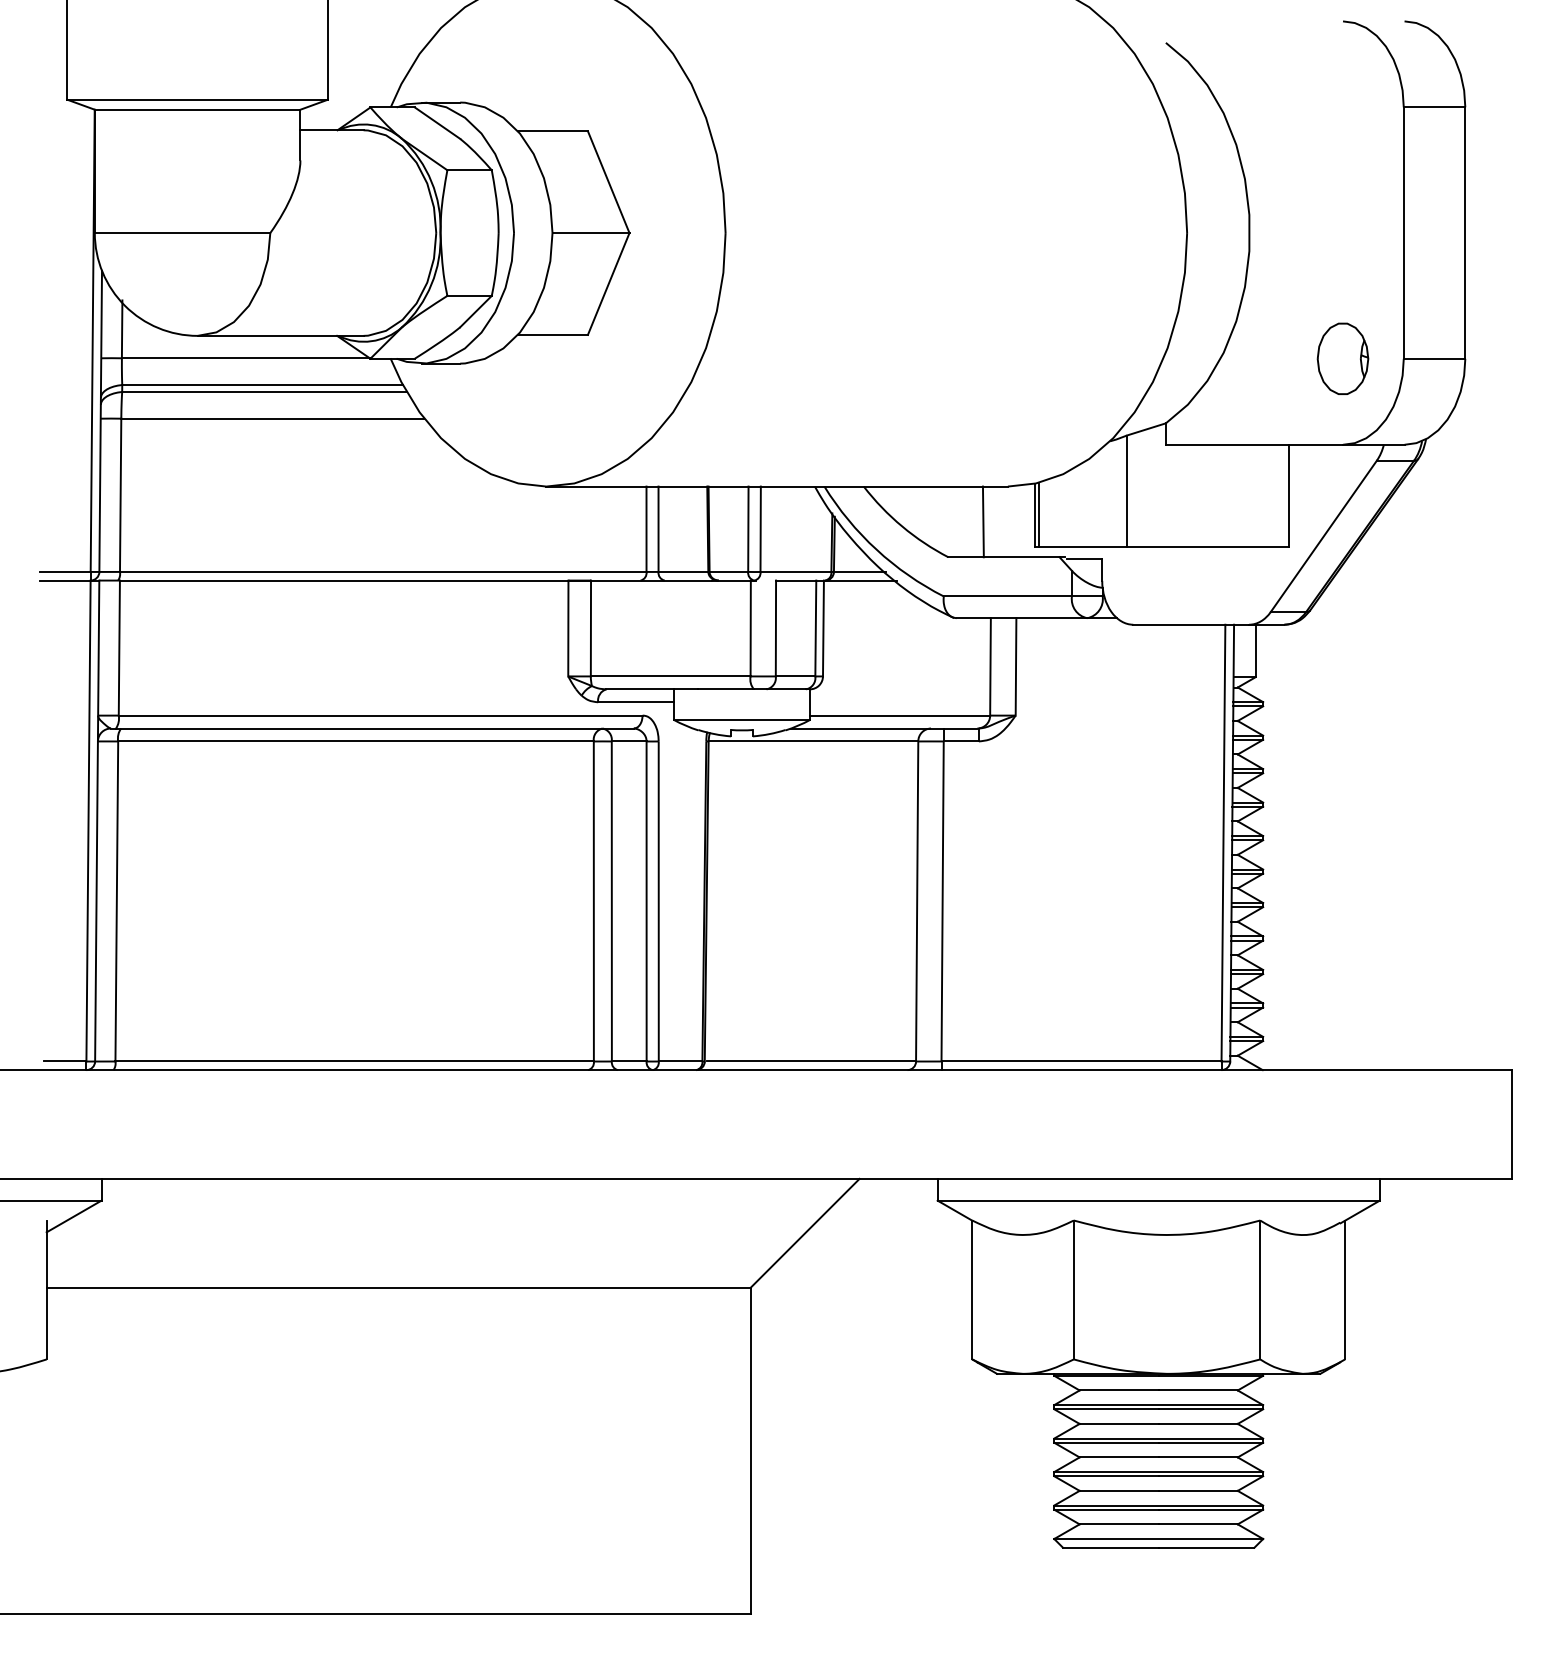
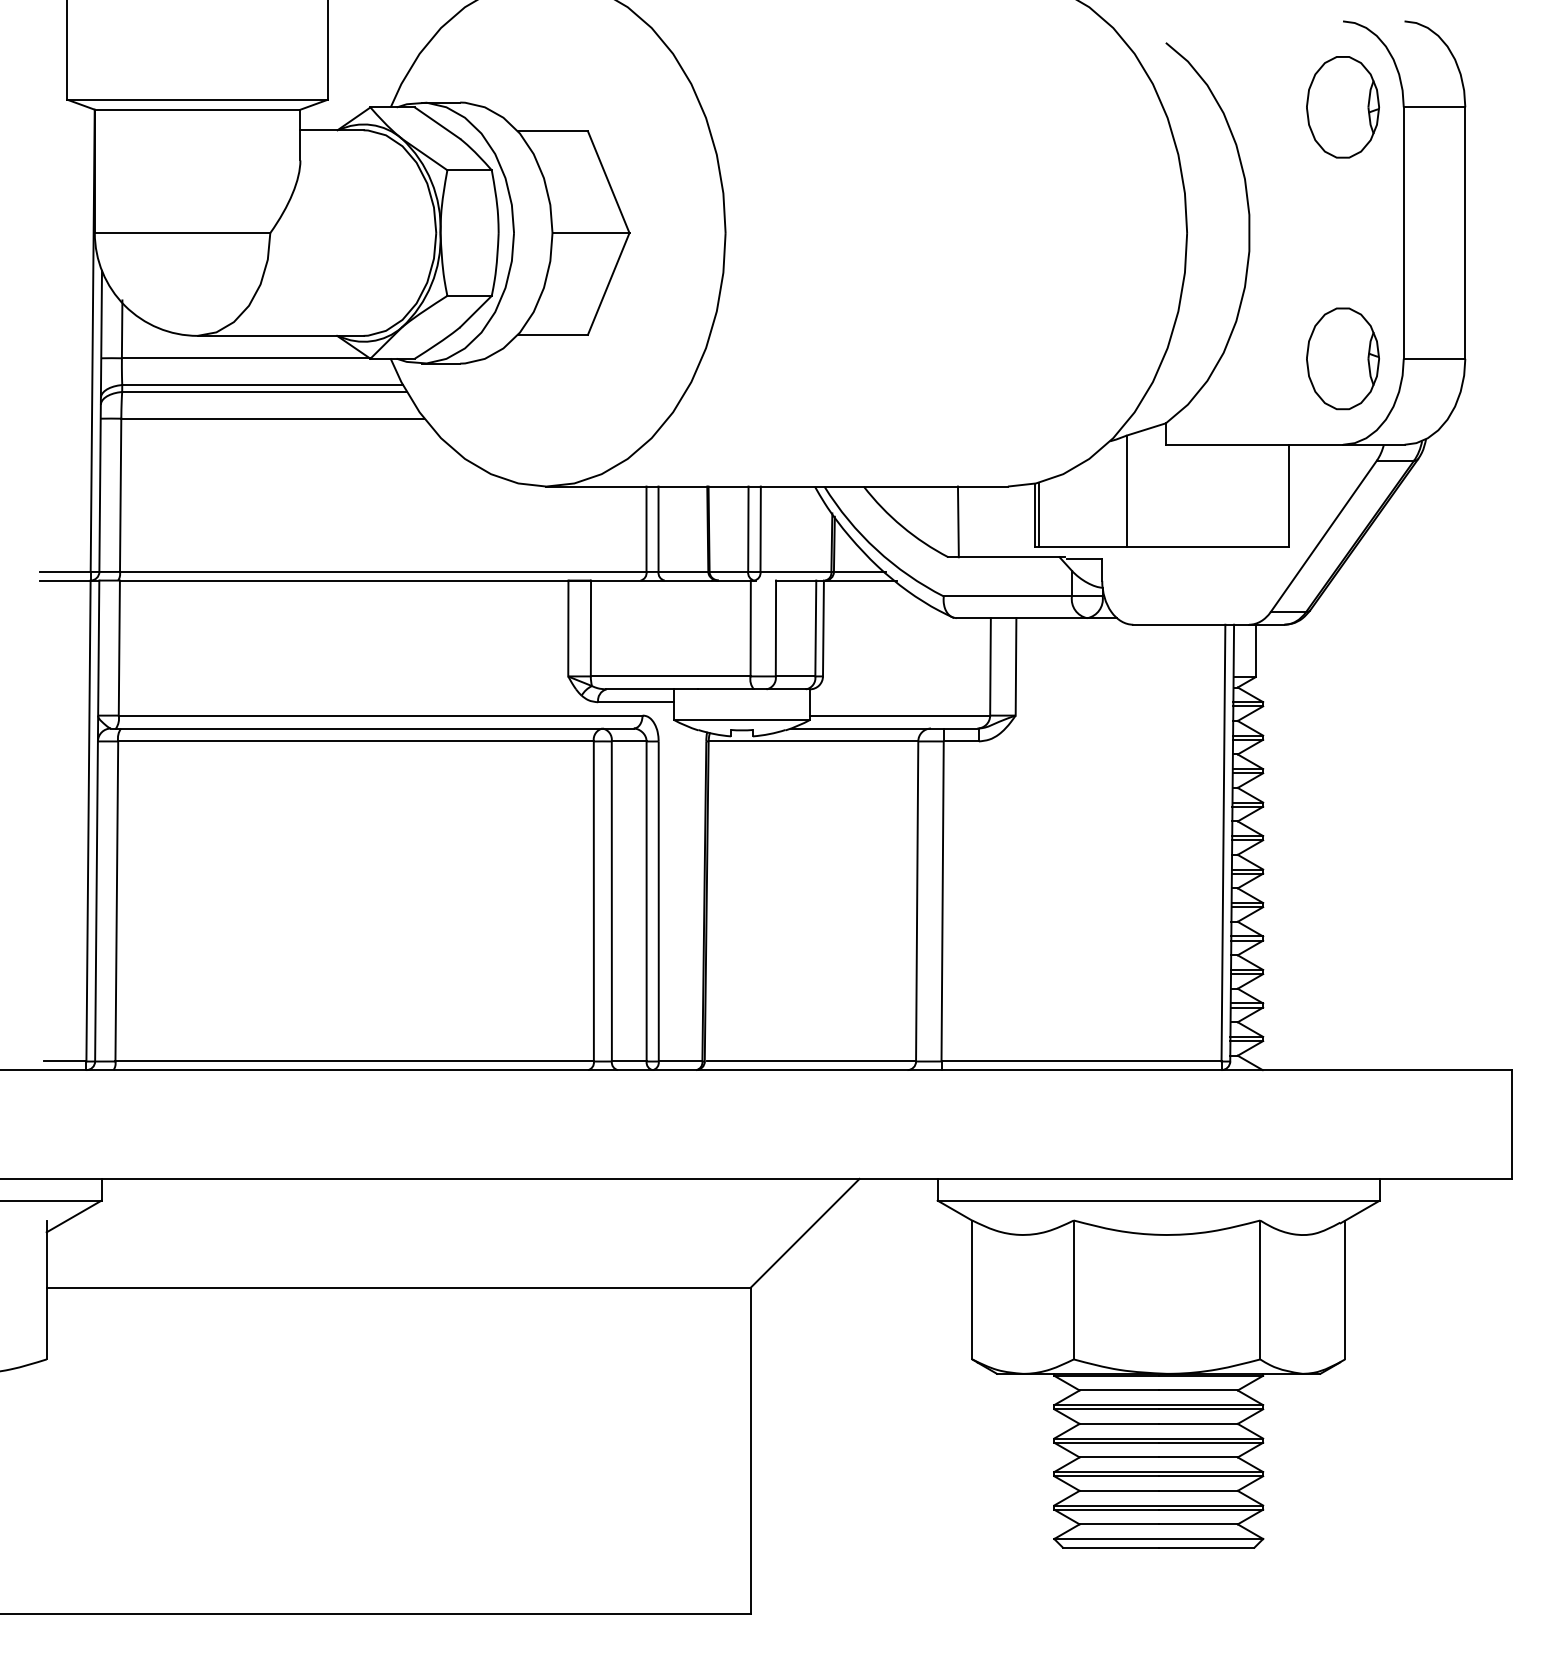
part: none -> present (1342, 107)
part size: 54x73 px -> 74x104 px (1342, 358)
line position: (982, 521) -> (957, 521) (957, 521)
